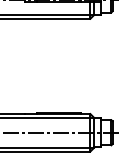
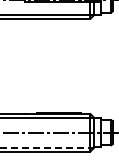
line: solid -> dashed (47, 147)
